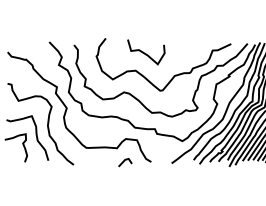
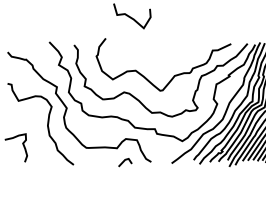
curve position: (146, 53) -> (132, 17) (132, 17)
curve: present -> none (35, 135)
